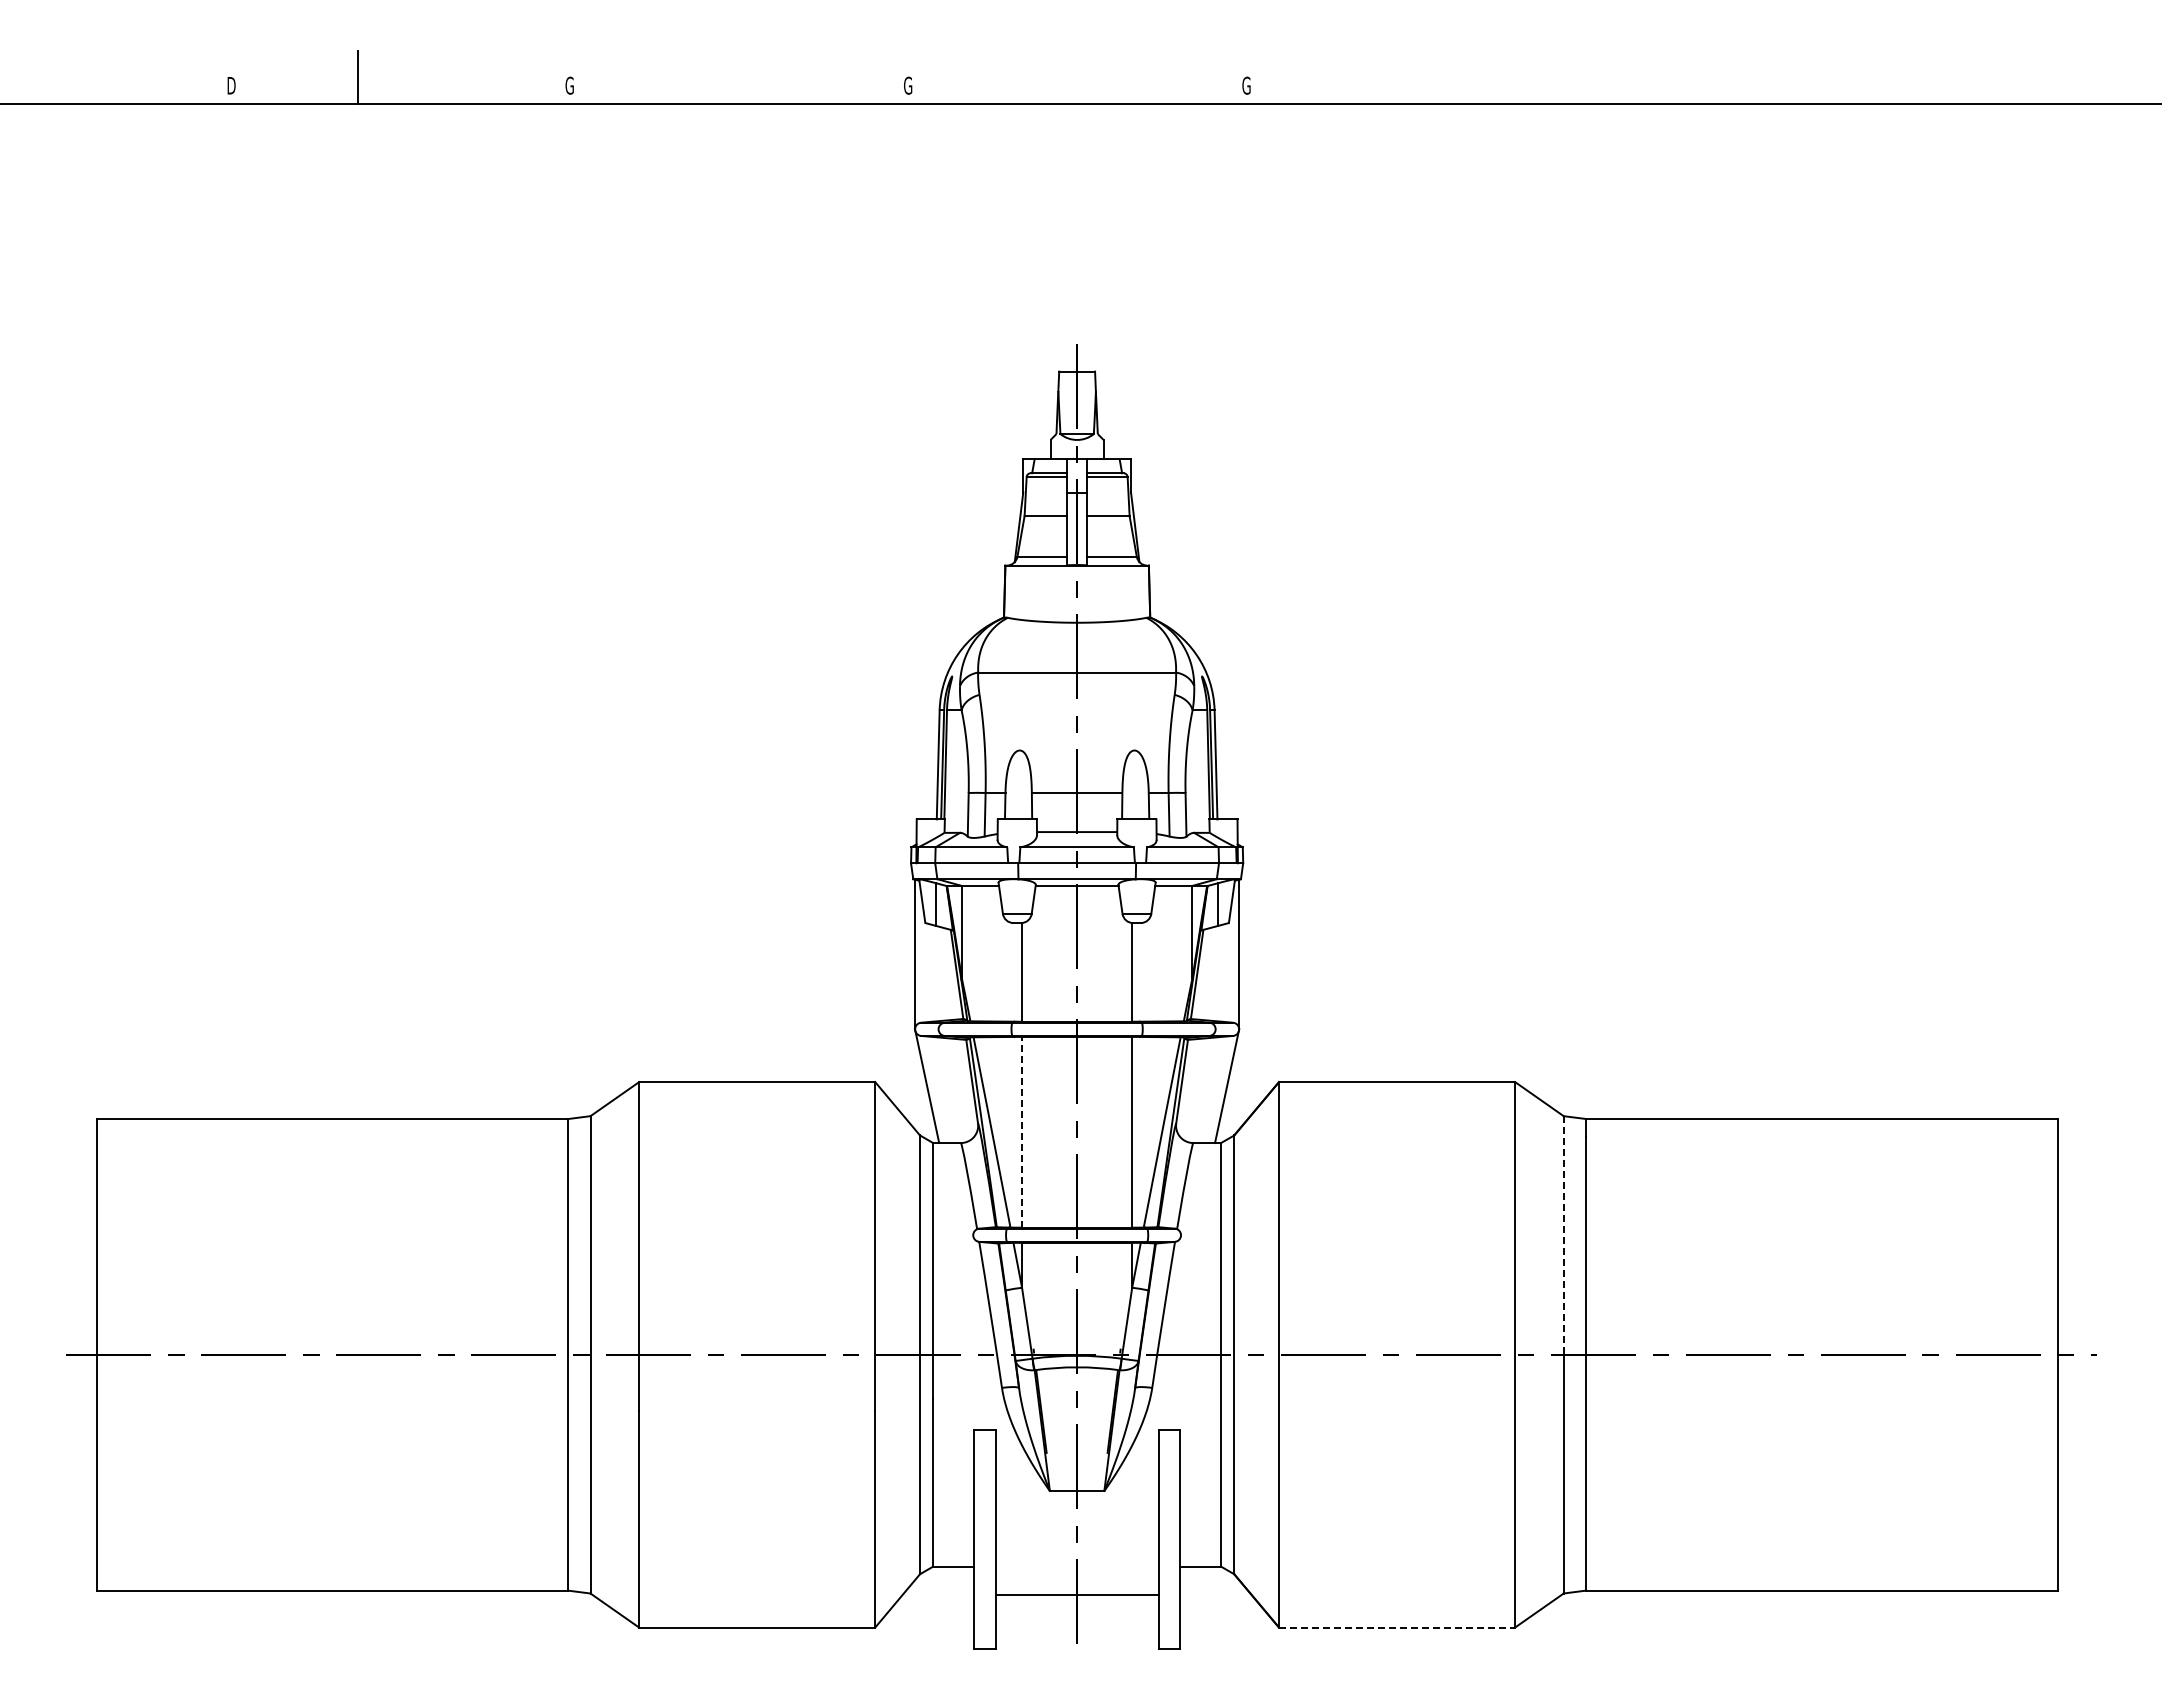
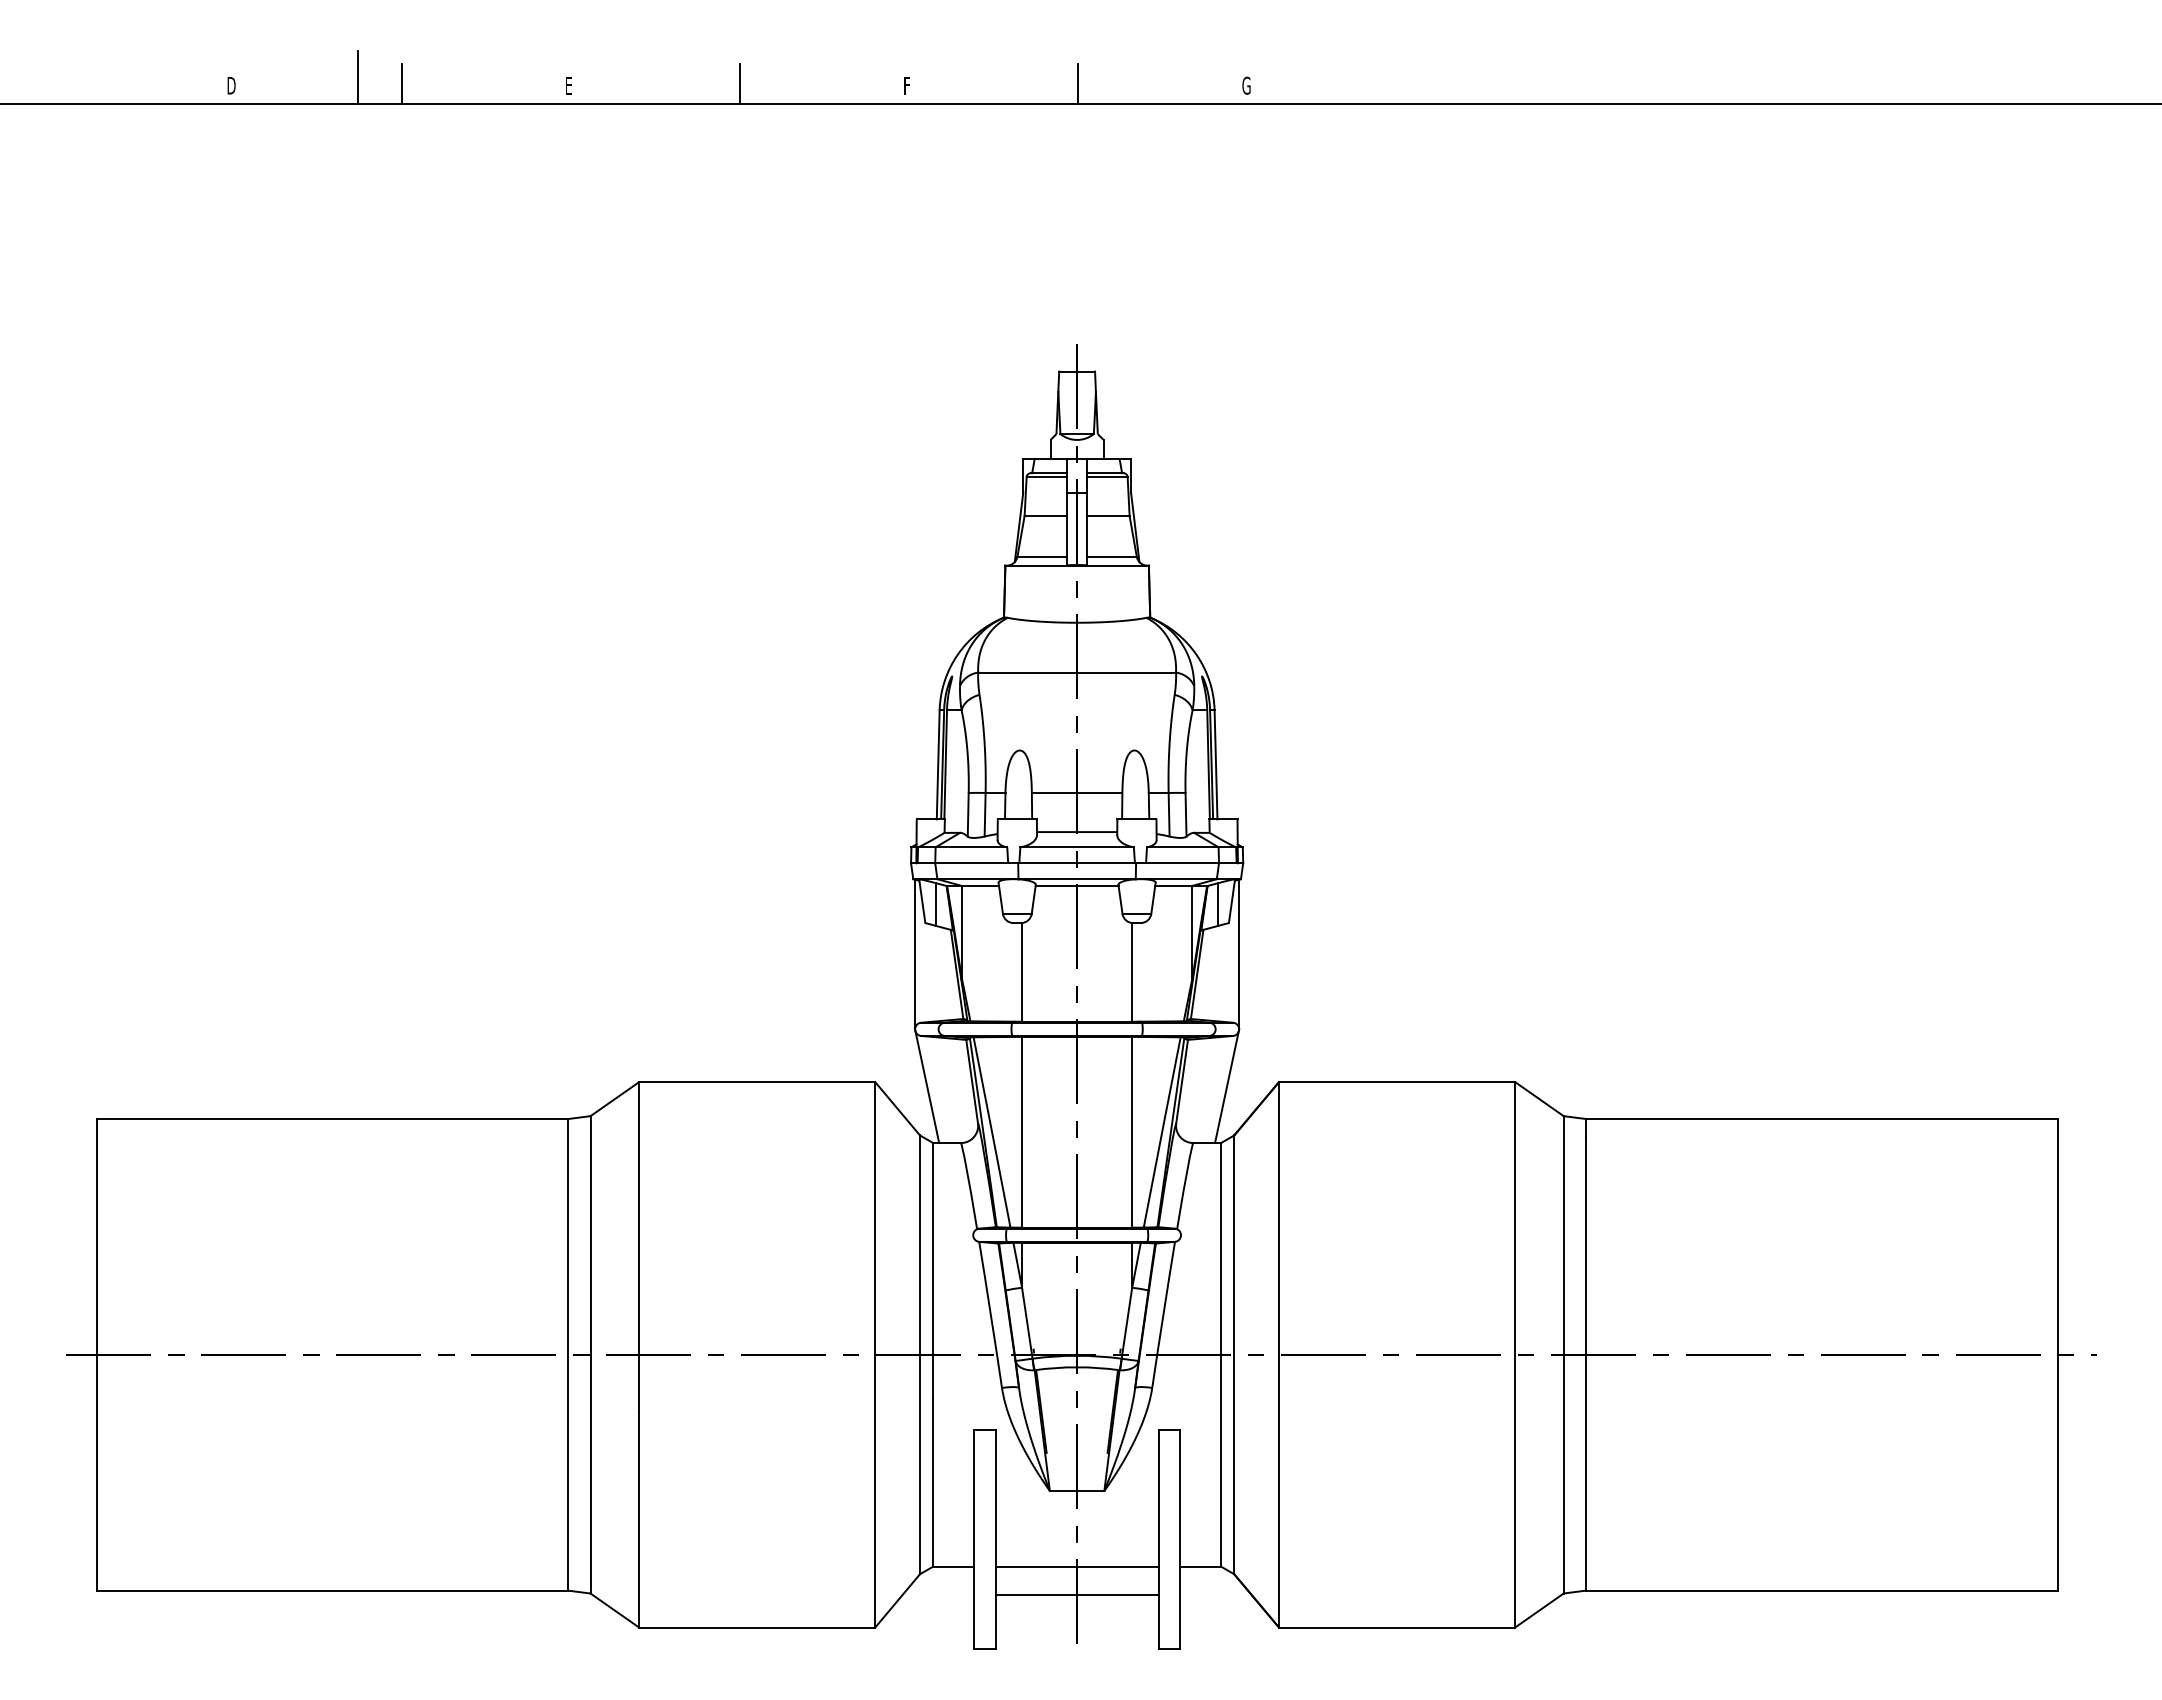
line: none -> present (401, 83)
line: none -> present (740, 83)
line: none -> present (1078, 83)
text: G -> E (569, 85)
text: G -> F (908, 85)
line: dashed -> solid (1022, 1131)
line: dashed -> solid (1563, 1236)
line: none -> present (1076, 1566)
line: dashed -> solid (1397, 1627)
